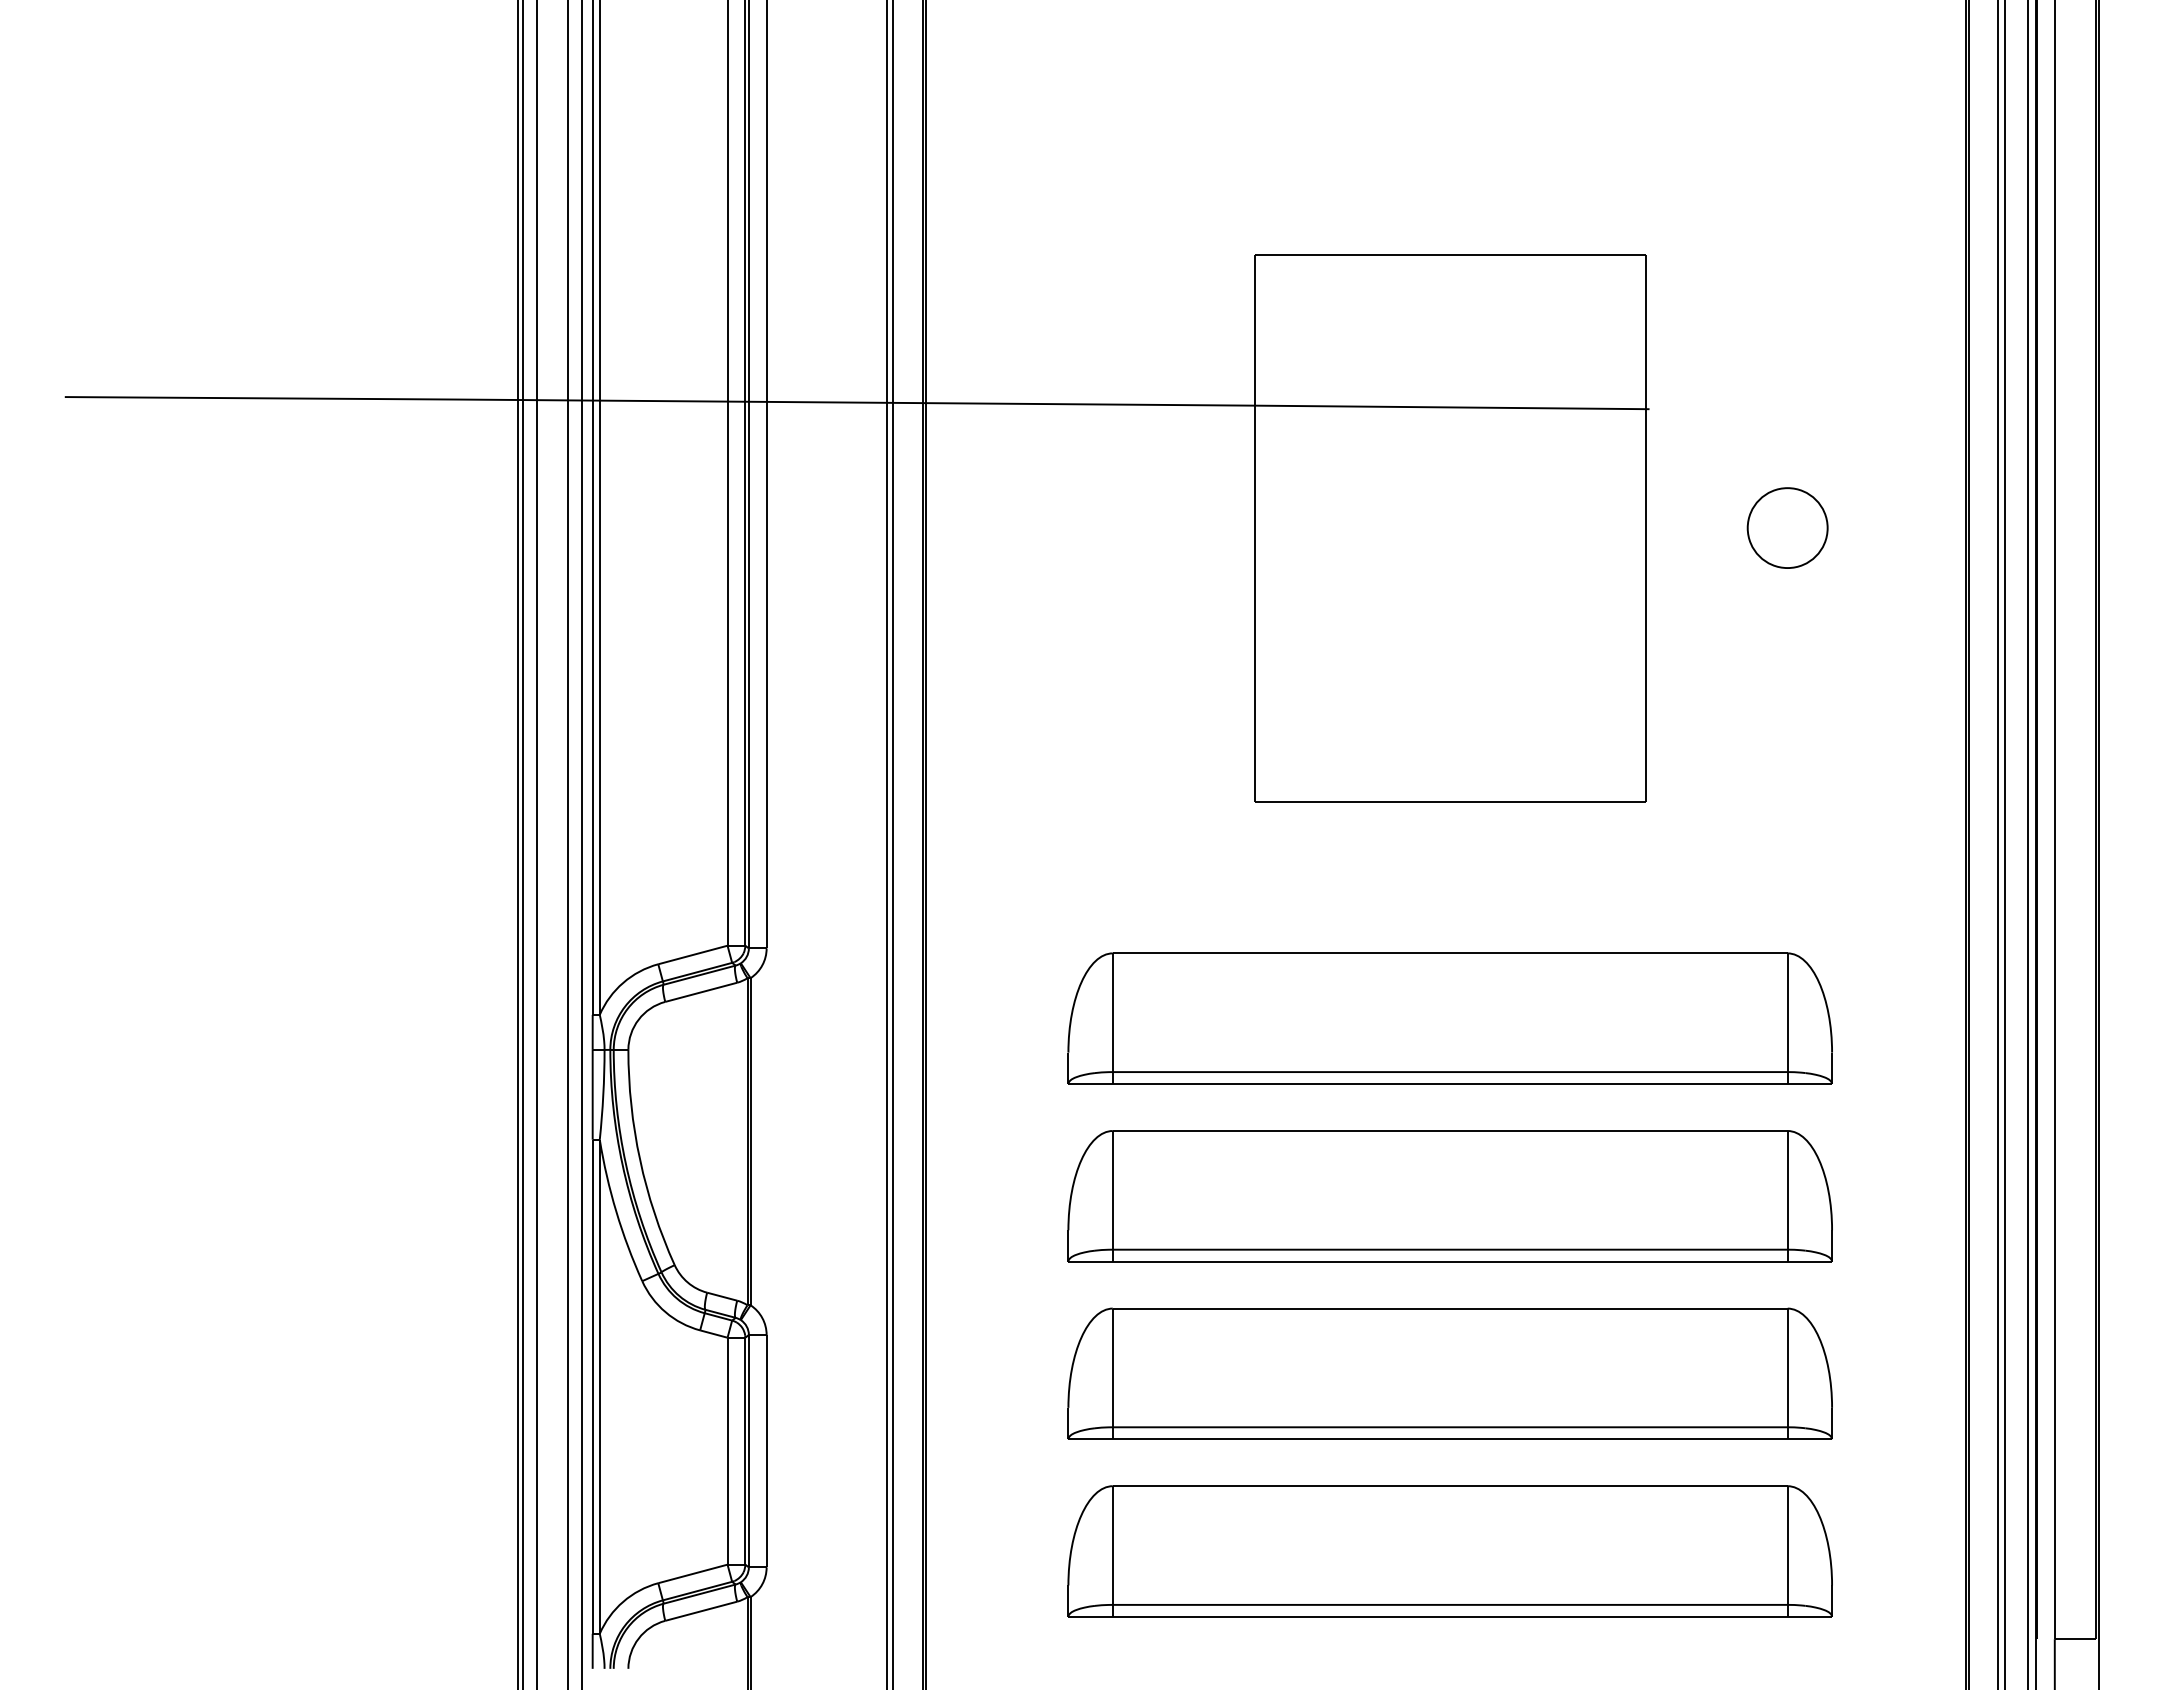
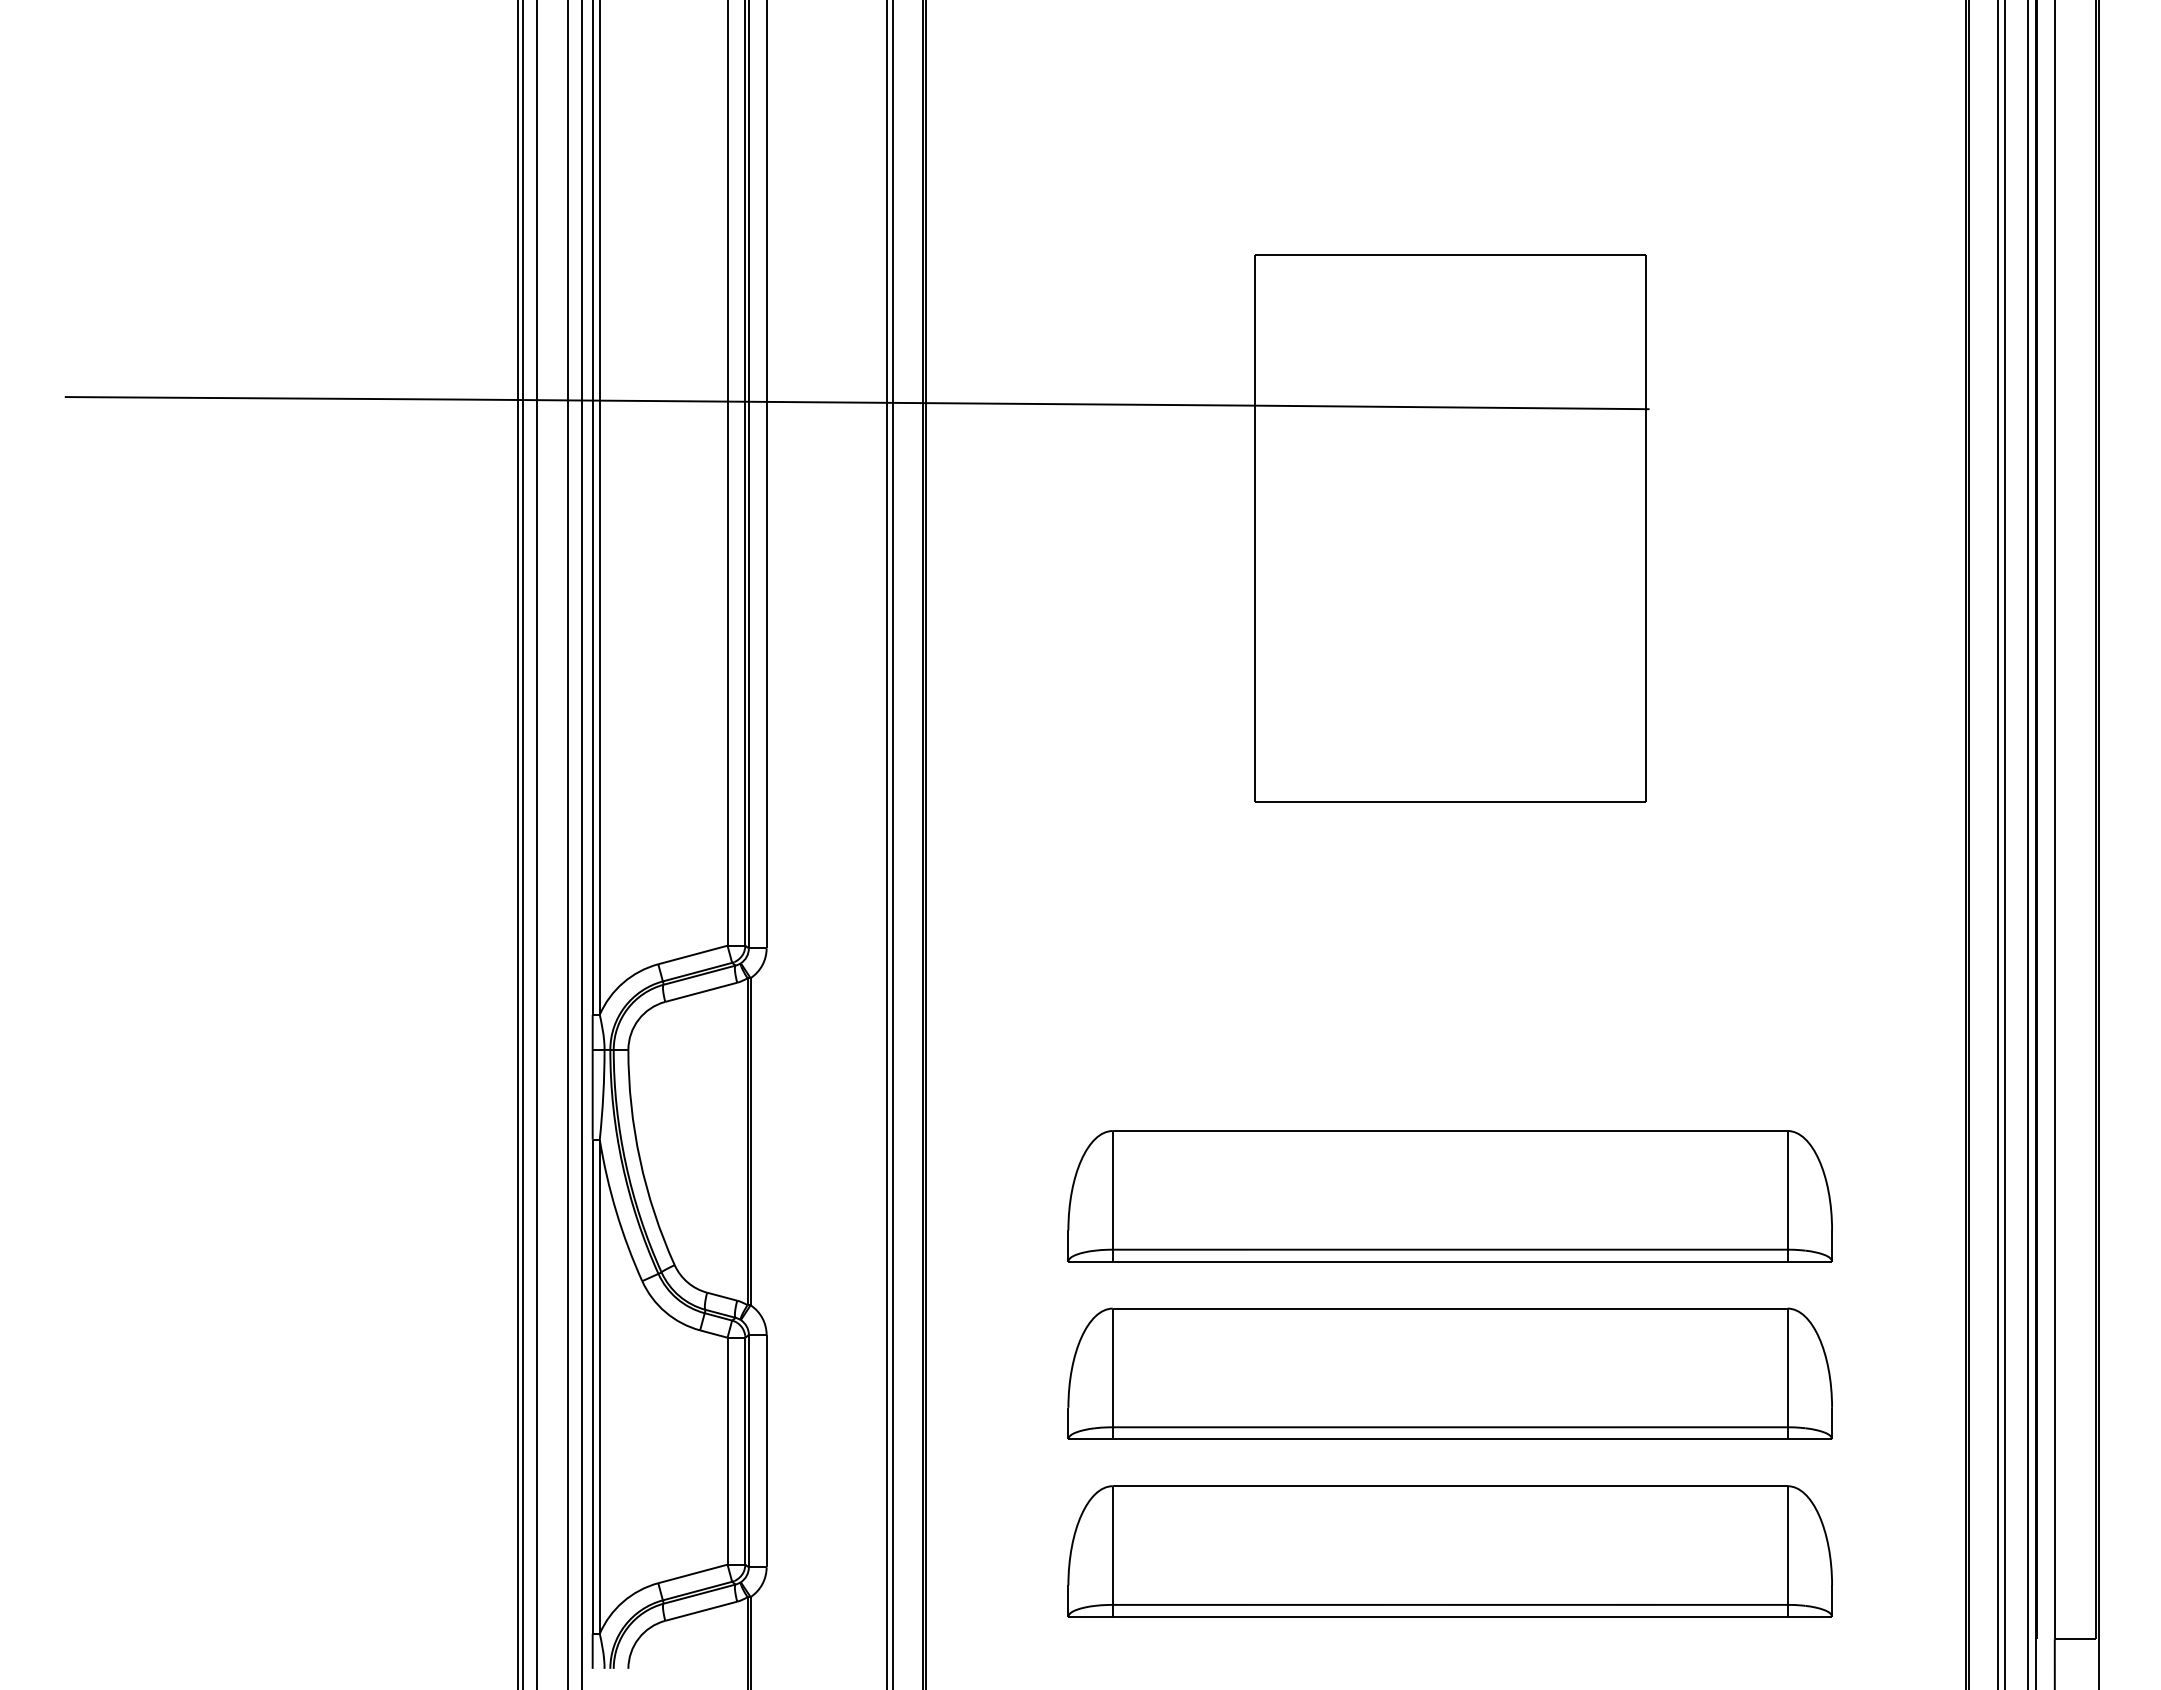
part: present -> none (1787, 527)
part: present -> none (1449, 1018)
